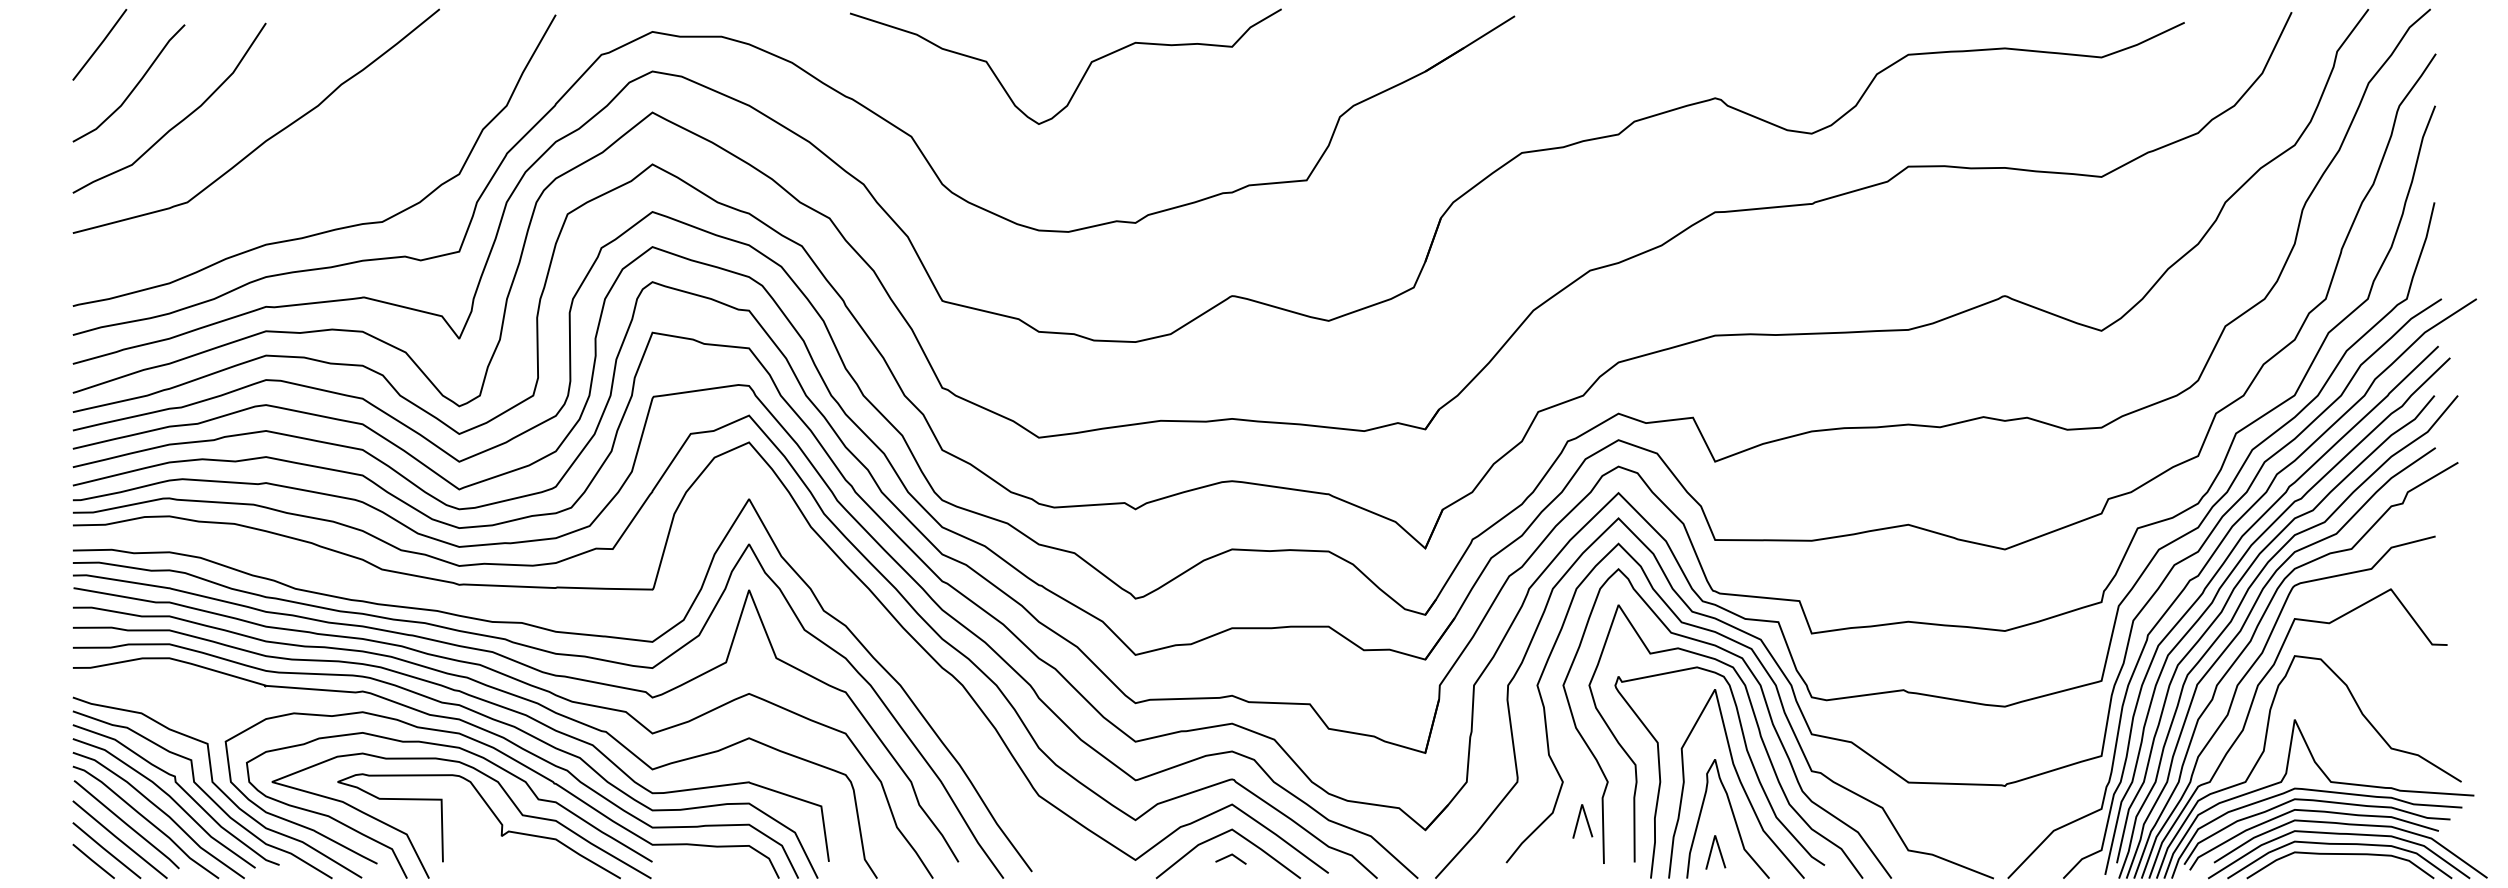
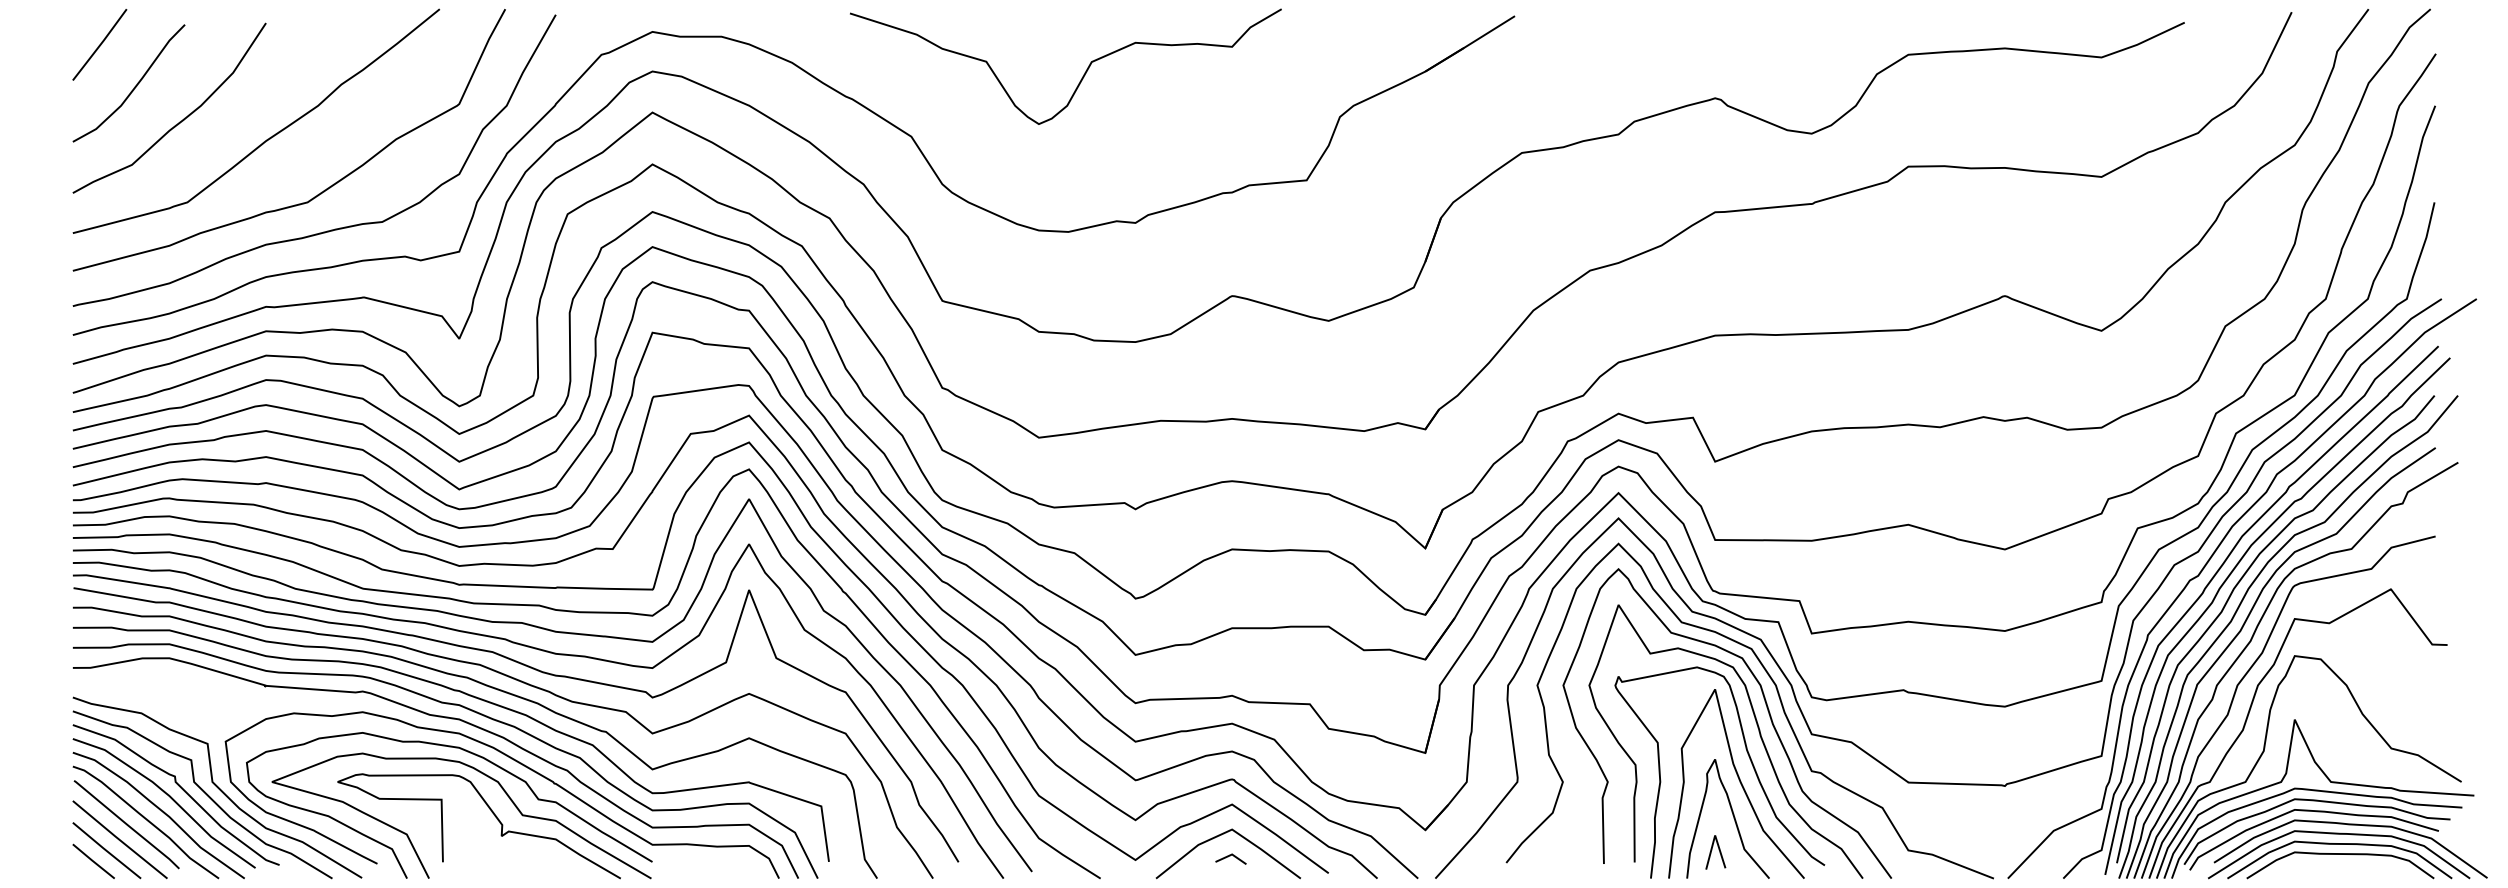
curve: none -> present (321, 191)
curve: none -> present (586, 613)
line: present -> none (1579, 819)
